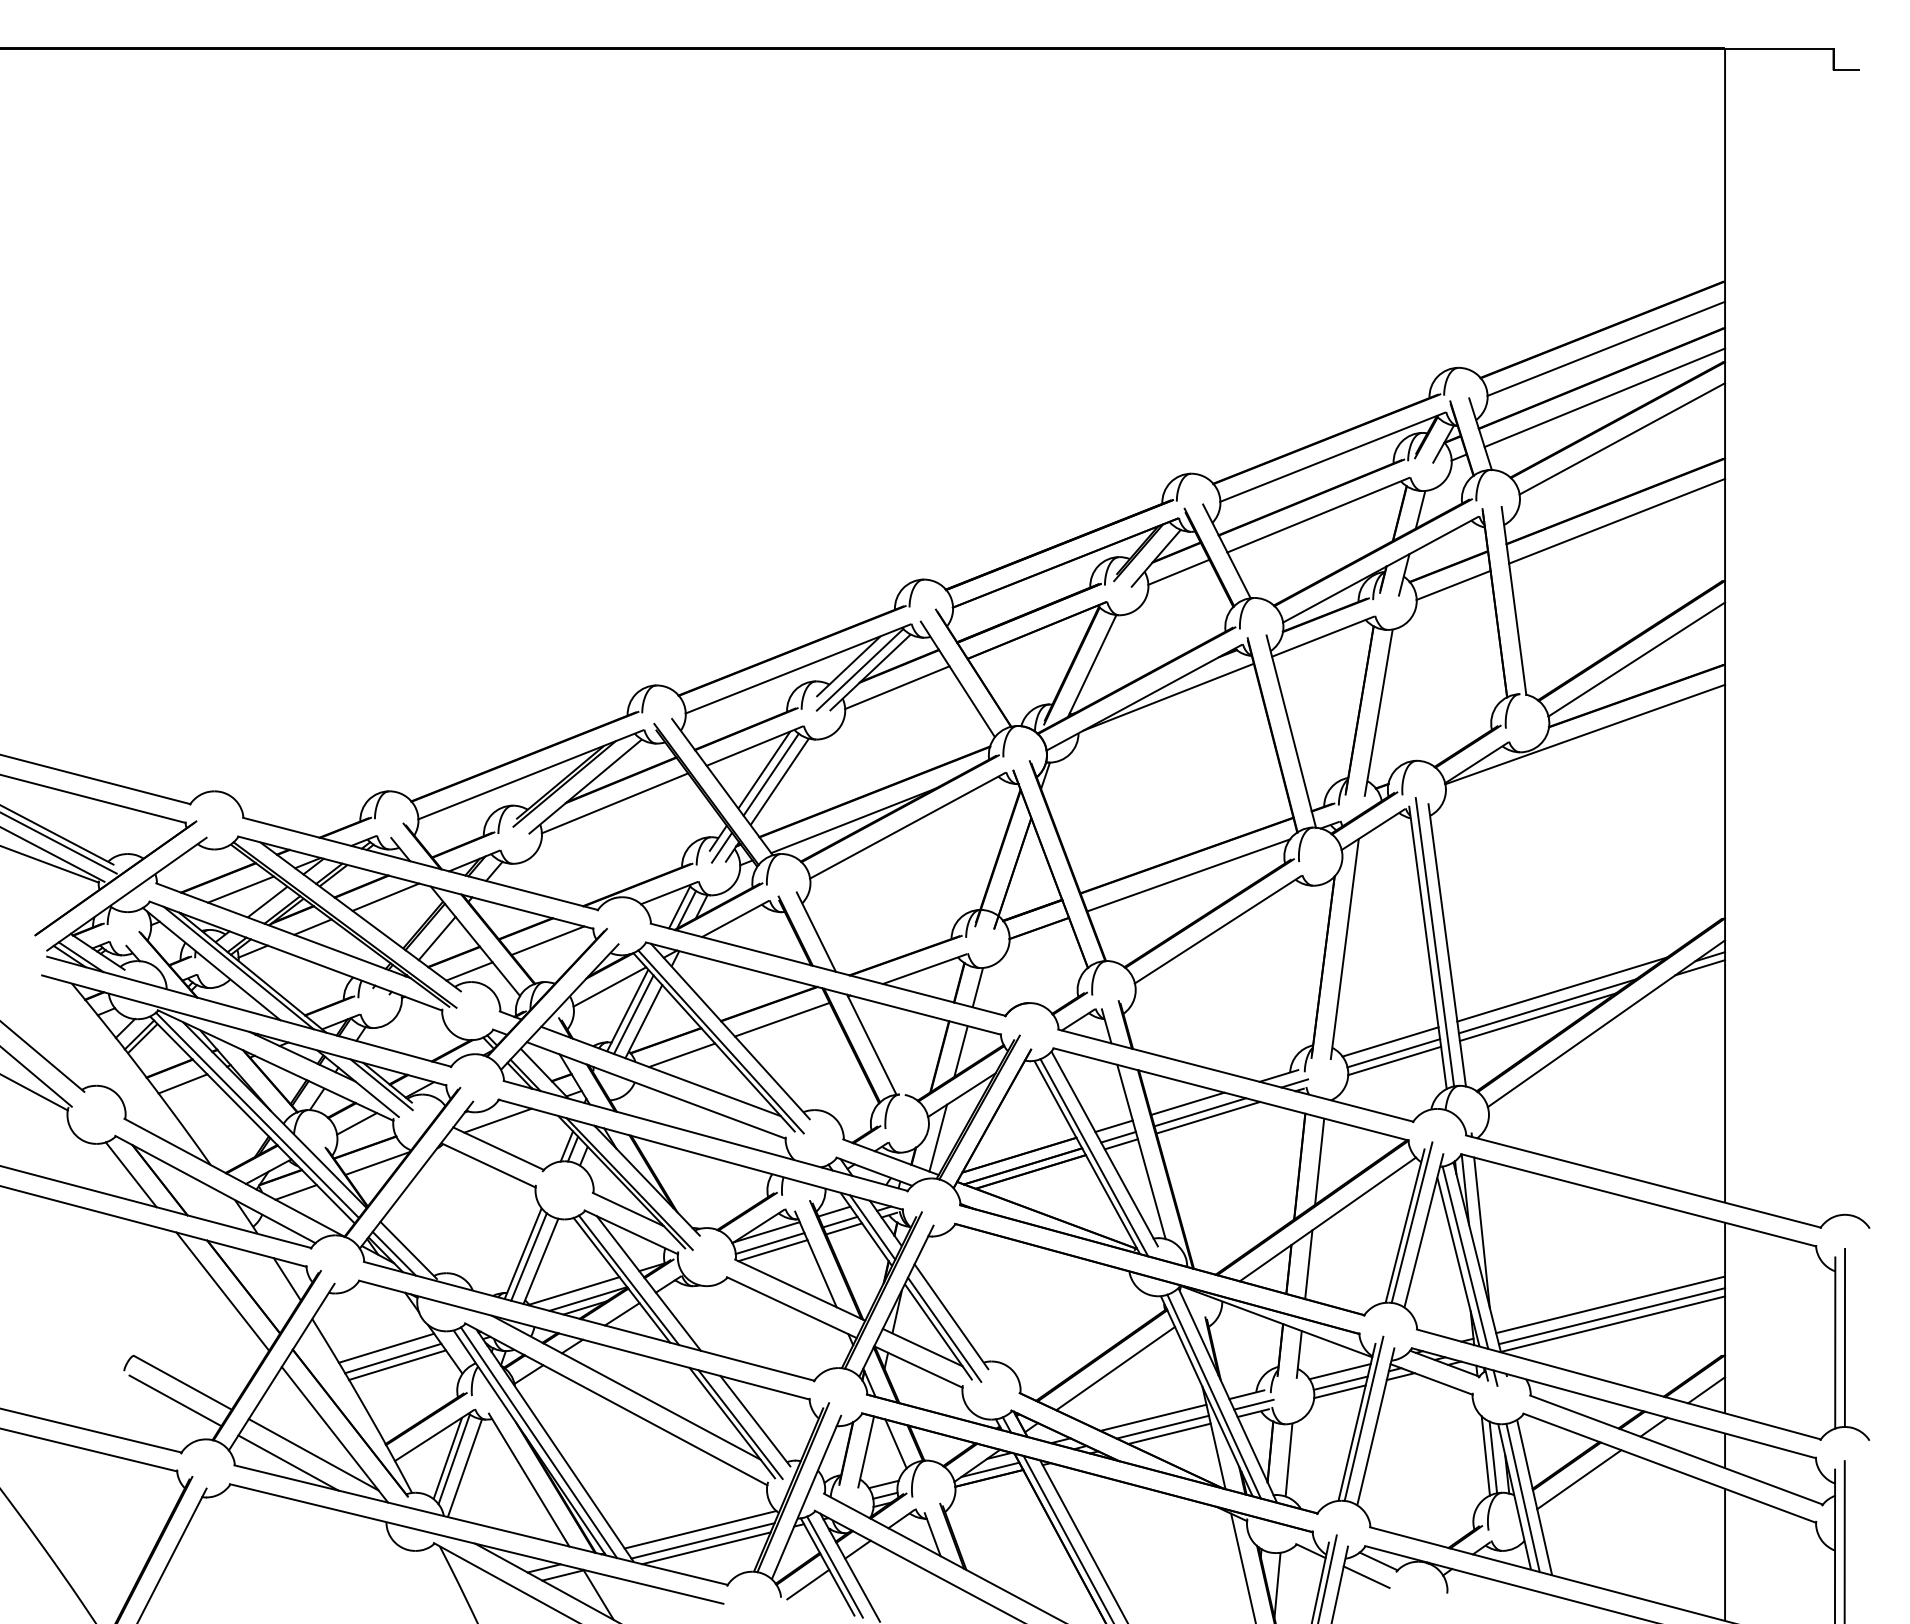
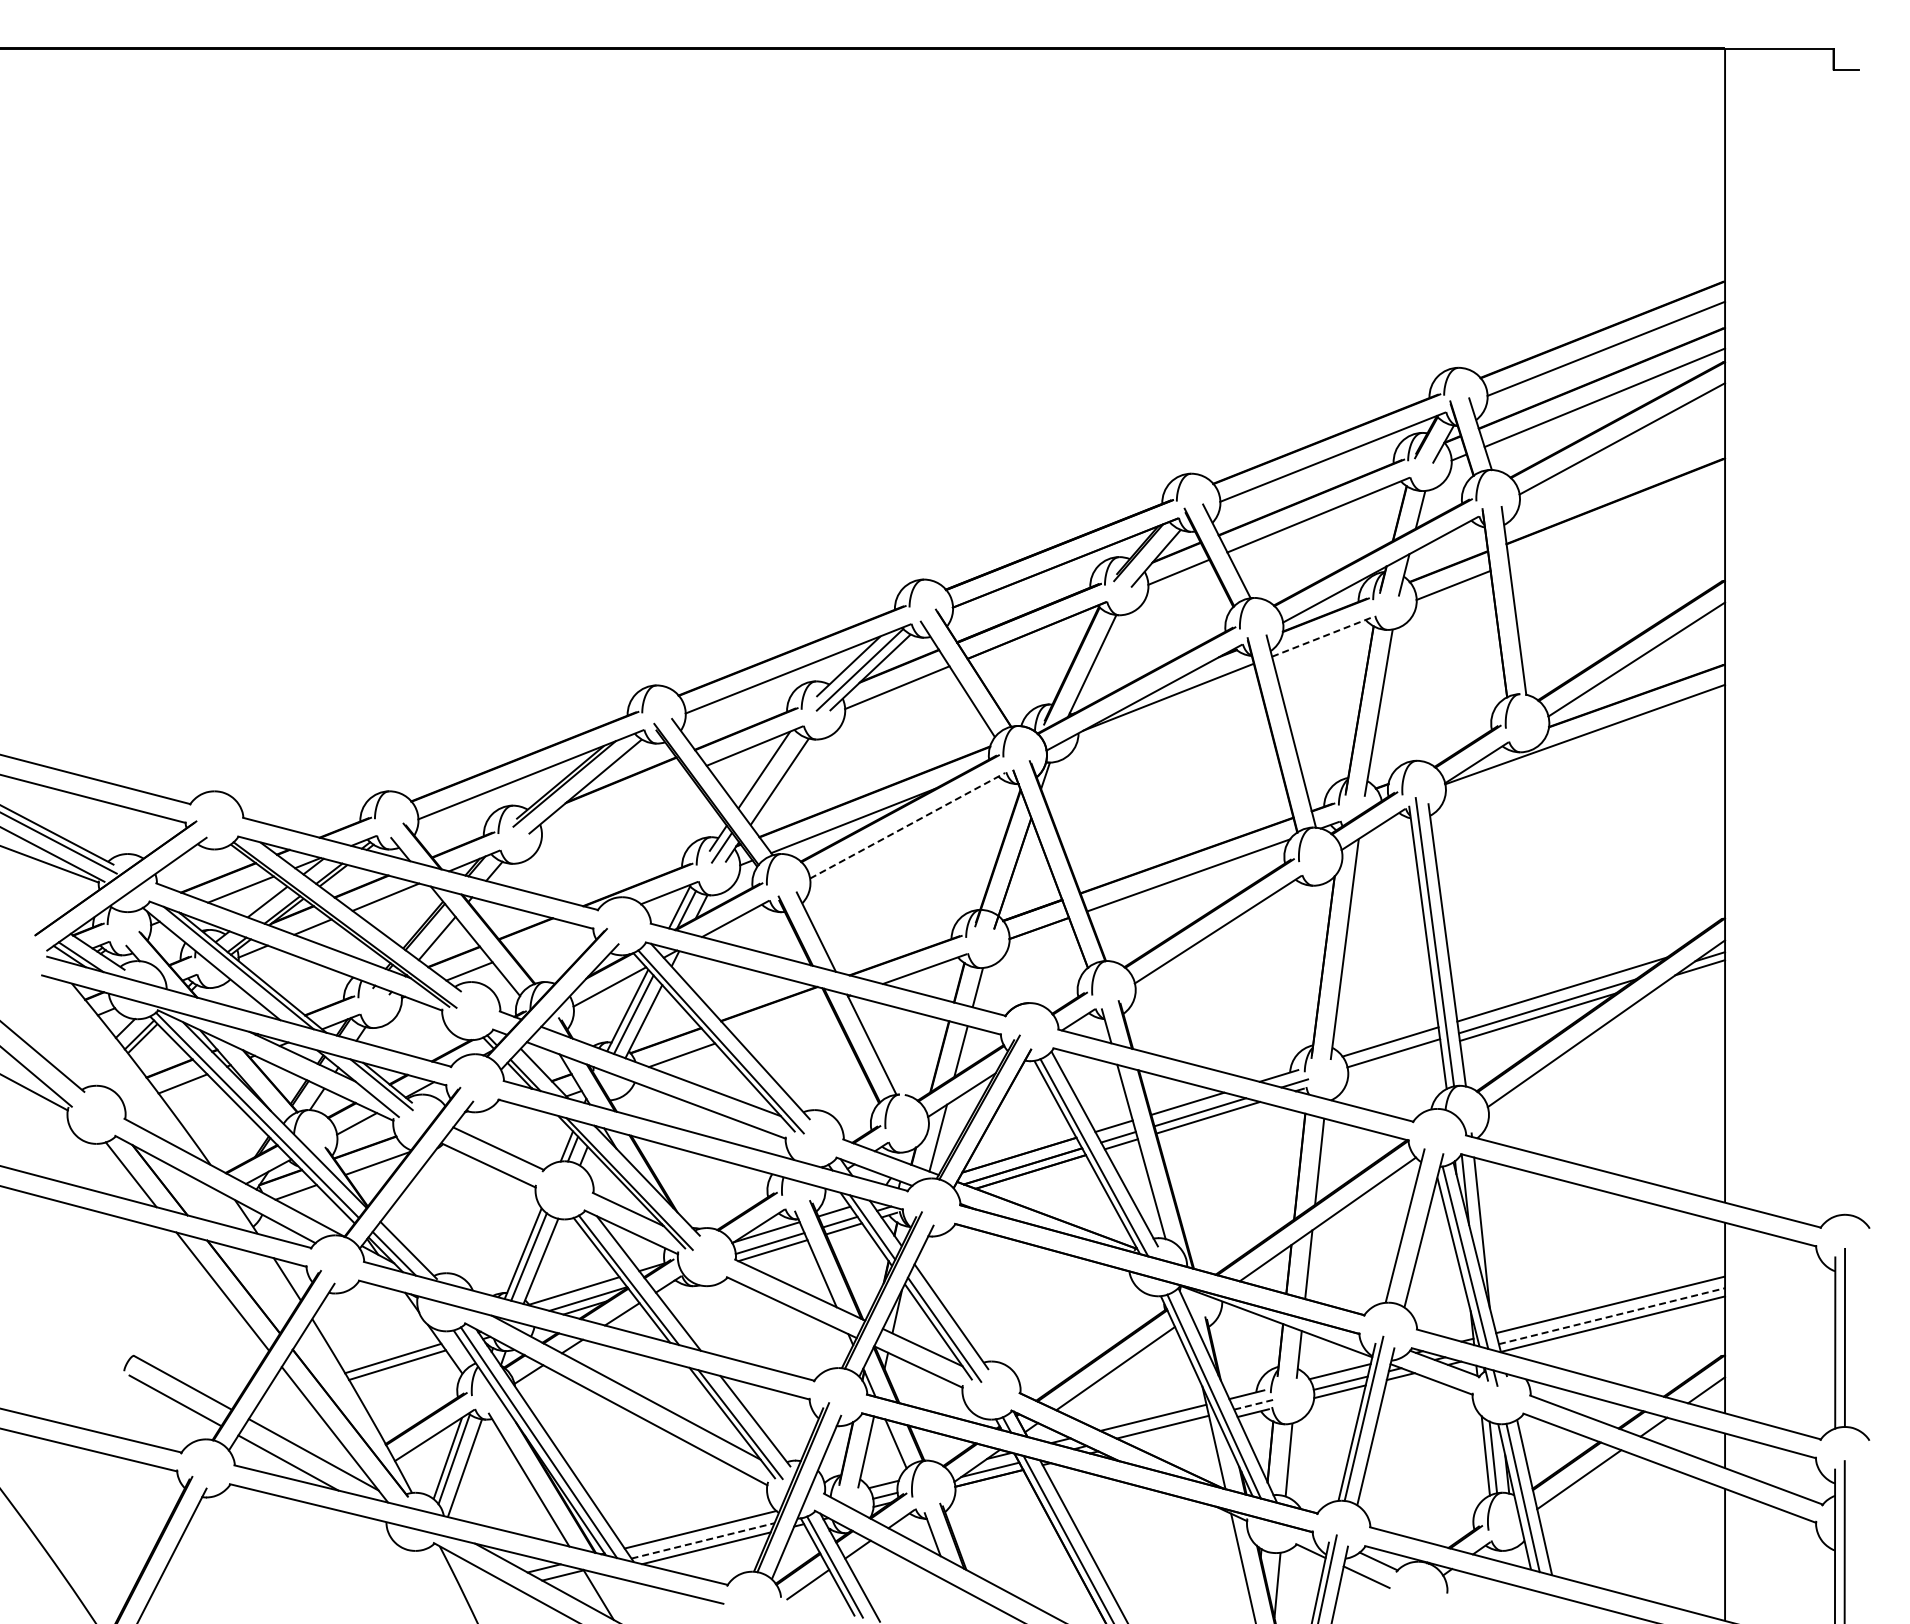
line: present -> none (1617, 520)
line: solid -> dashed (1322, 636)
line: present -> none (770, 774)
line: present -> none (614, 803)
line: solid -> dashed (907, 825)
line: present -> none (547, 940)
line: present -> none (781, 1019)
line: present -> none (1394, 1060)
line: present -> none (497, 1120)
line: present -> none (1411, 1222)
line: solid -> dashed (1612, 1316)
line: present -> none (386, 1347)
line: solid -> dashed (1254, 1404)
line: present -> none (1169, 1433)
line: solid -> dashed (703, 1540)
